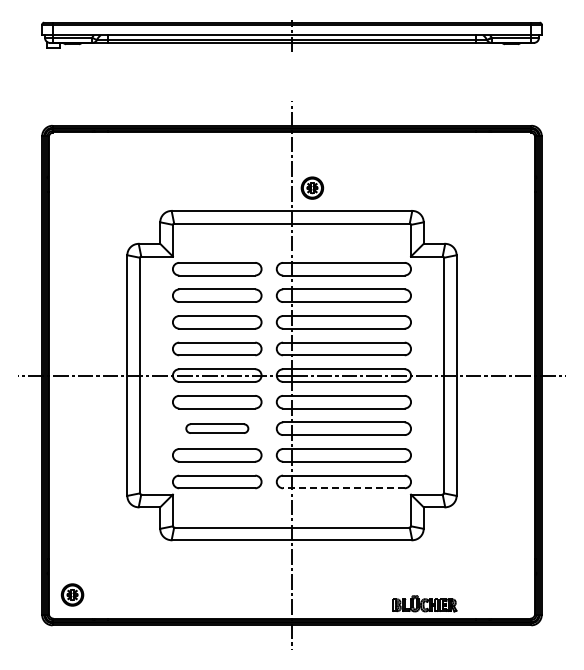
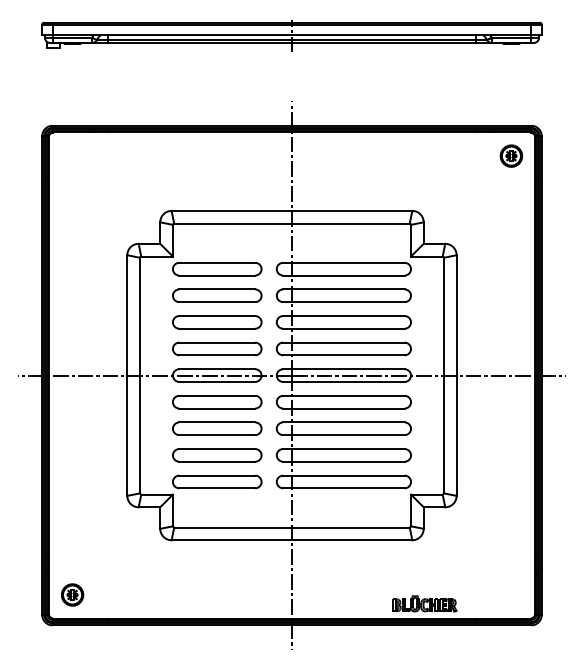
part position: (312, 187) -> (511, 155) (511, 155)
part size: 65x11 px -> 91x15 px (217, 428)
line: dashed -> solid (343, 488)
